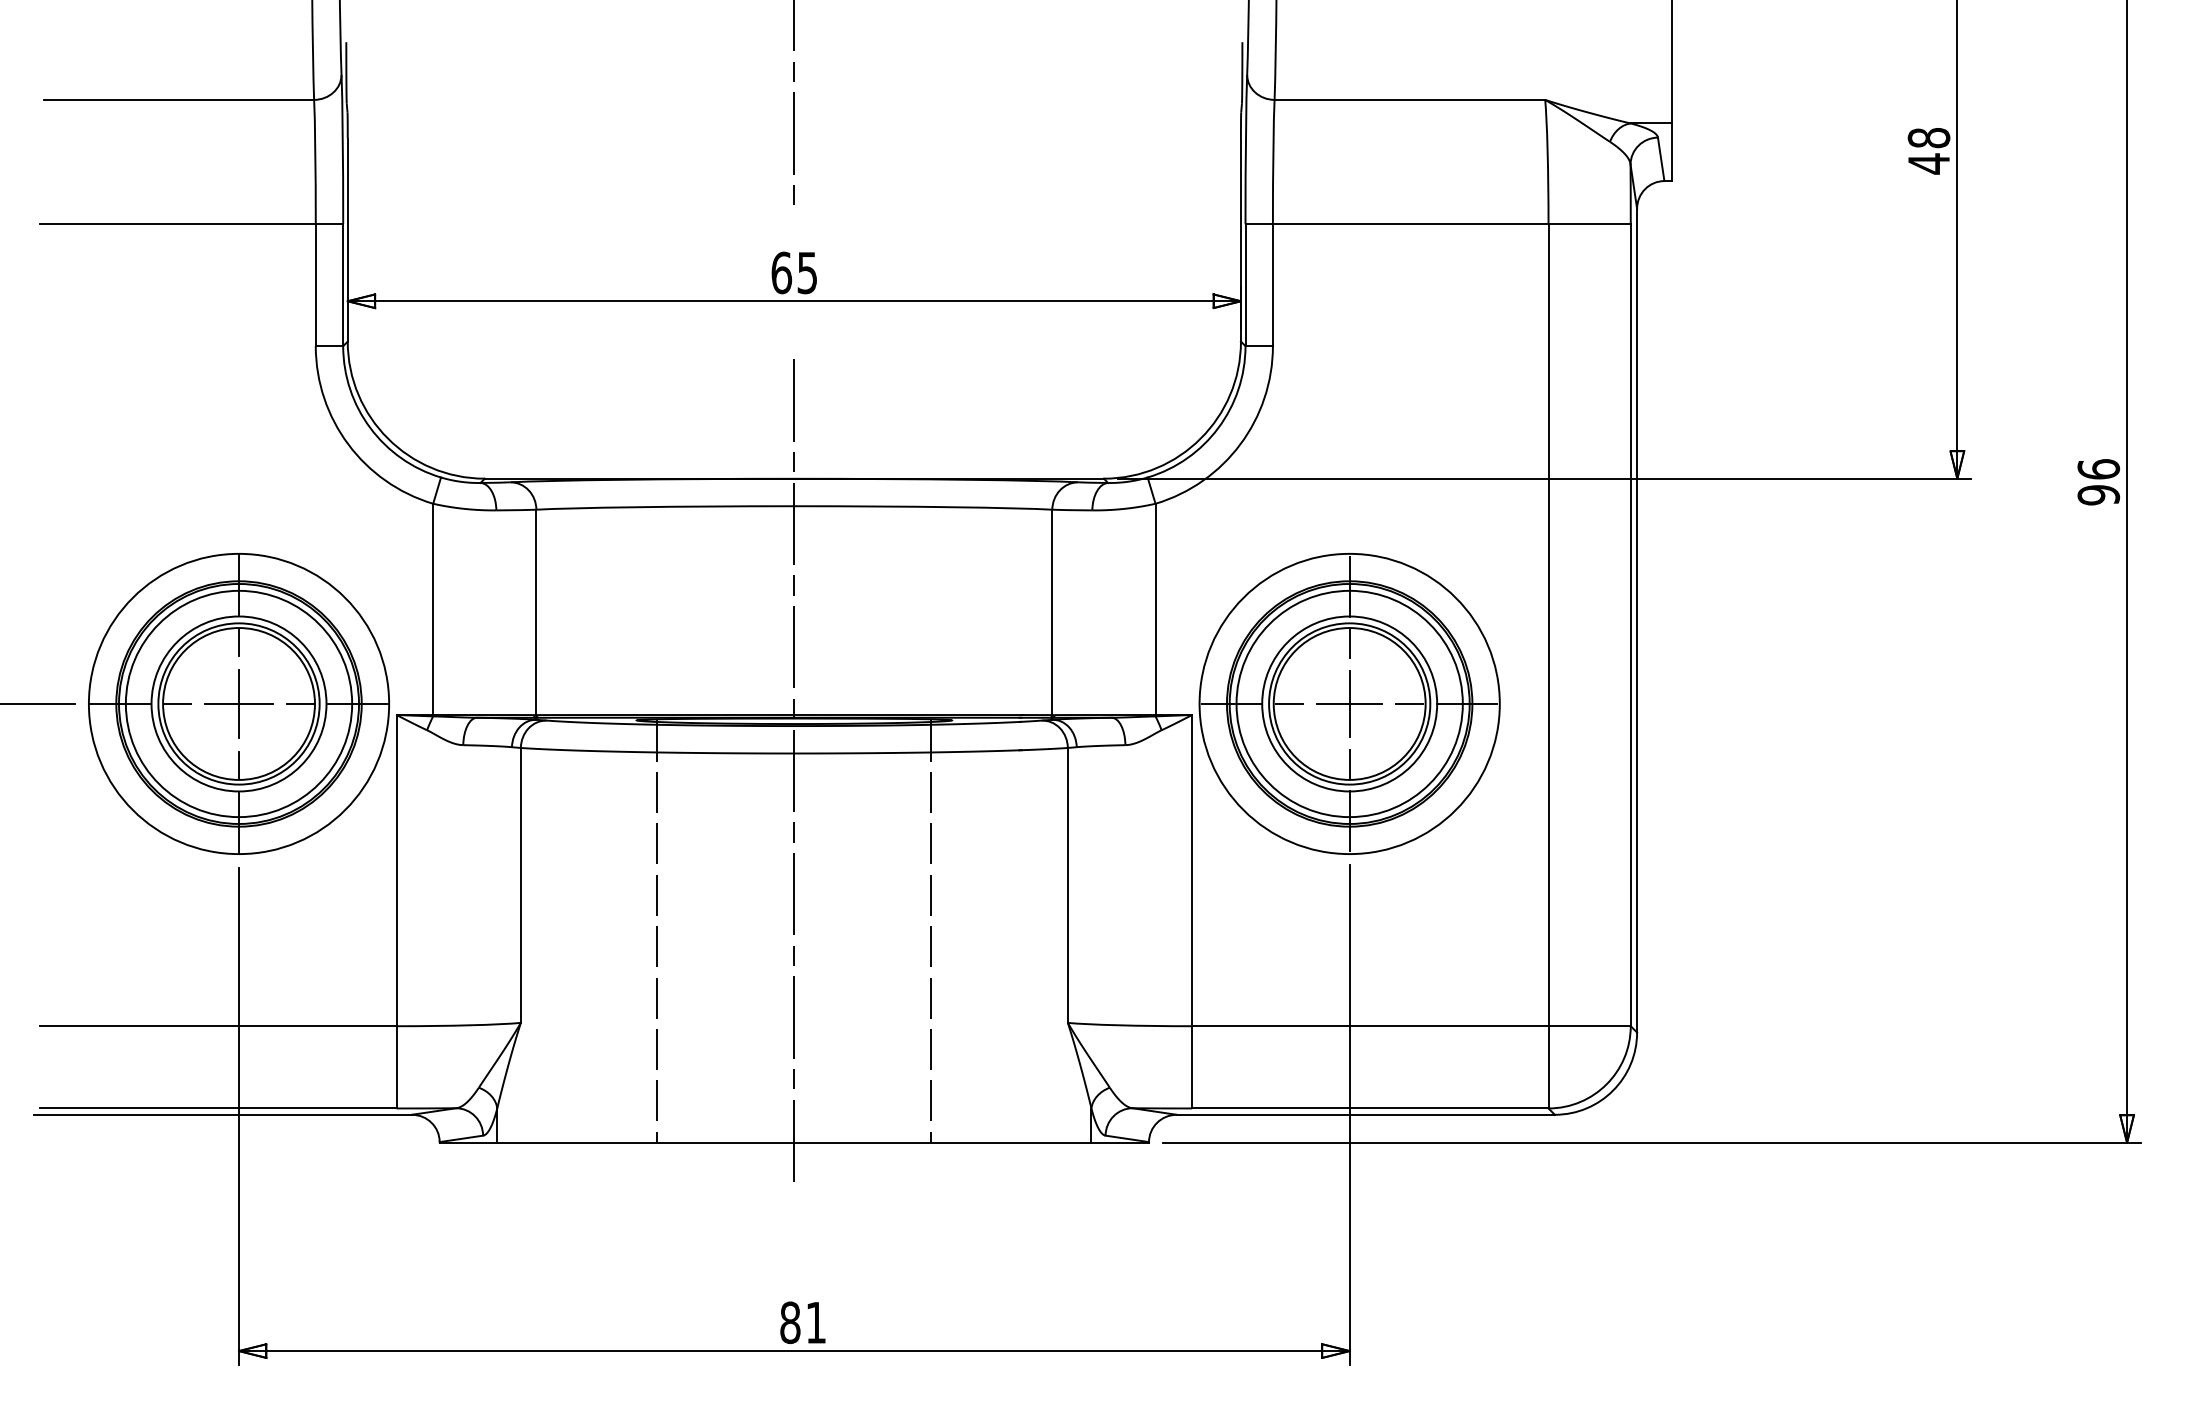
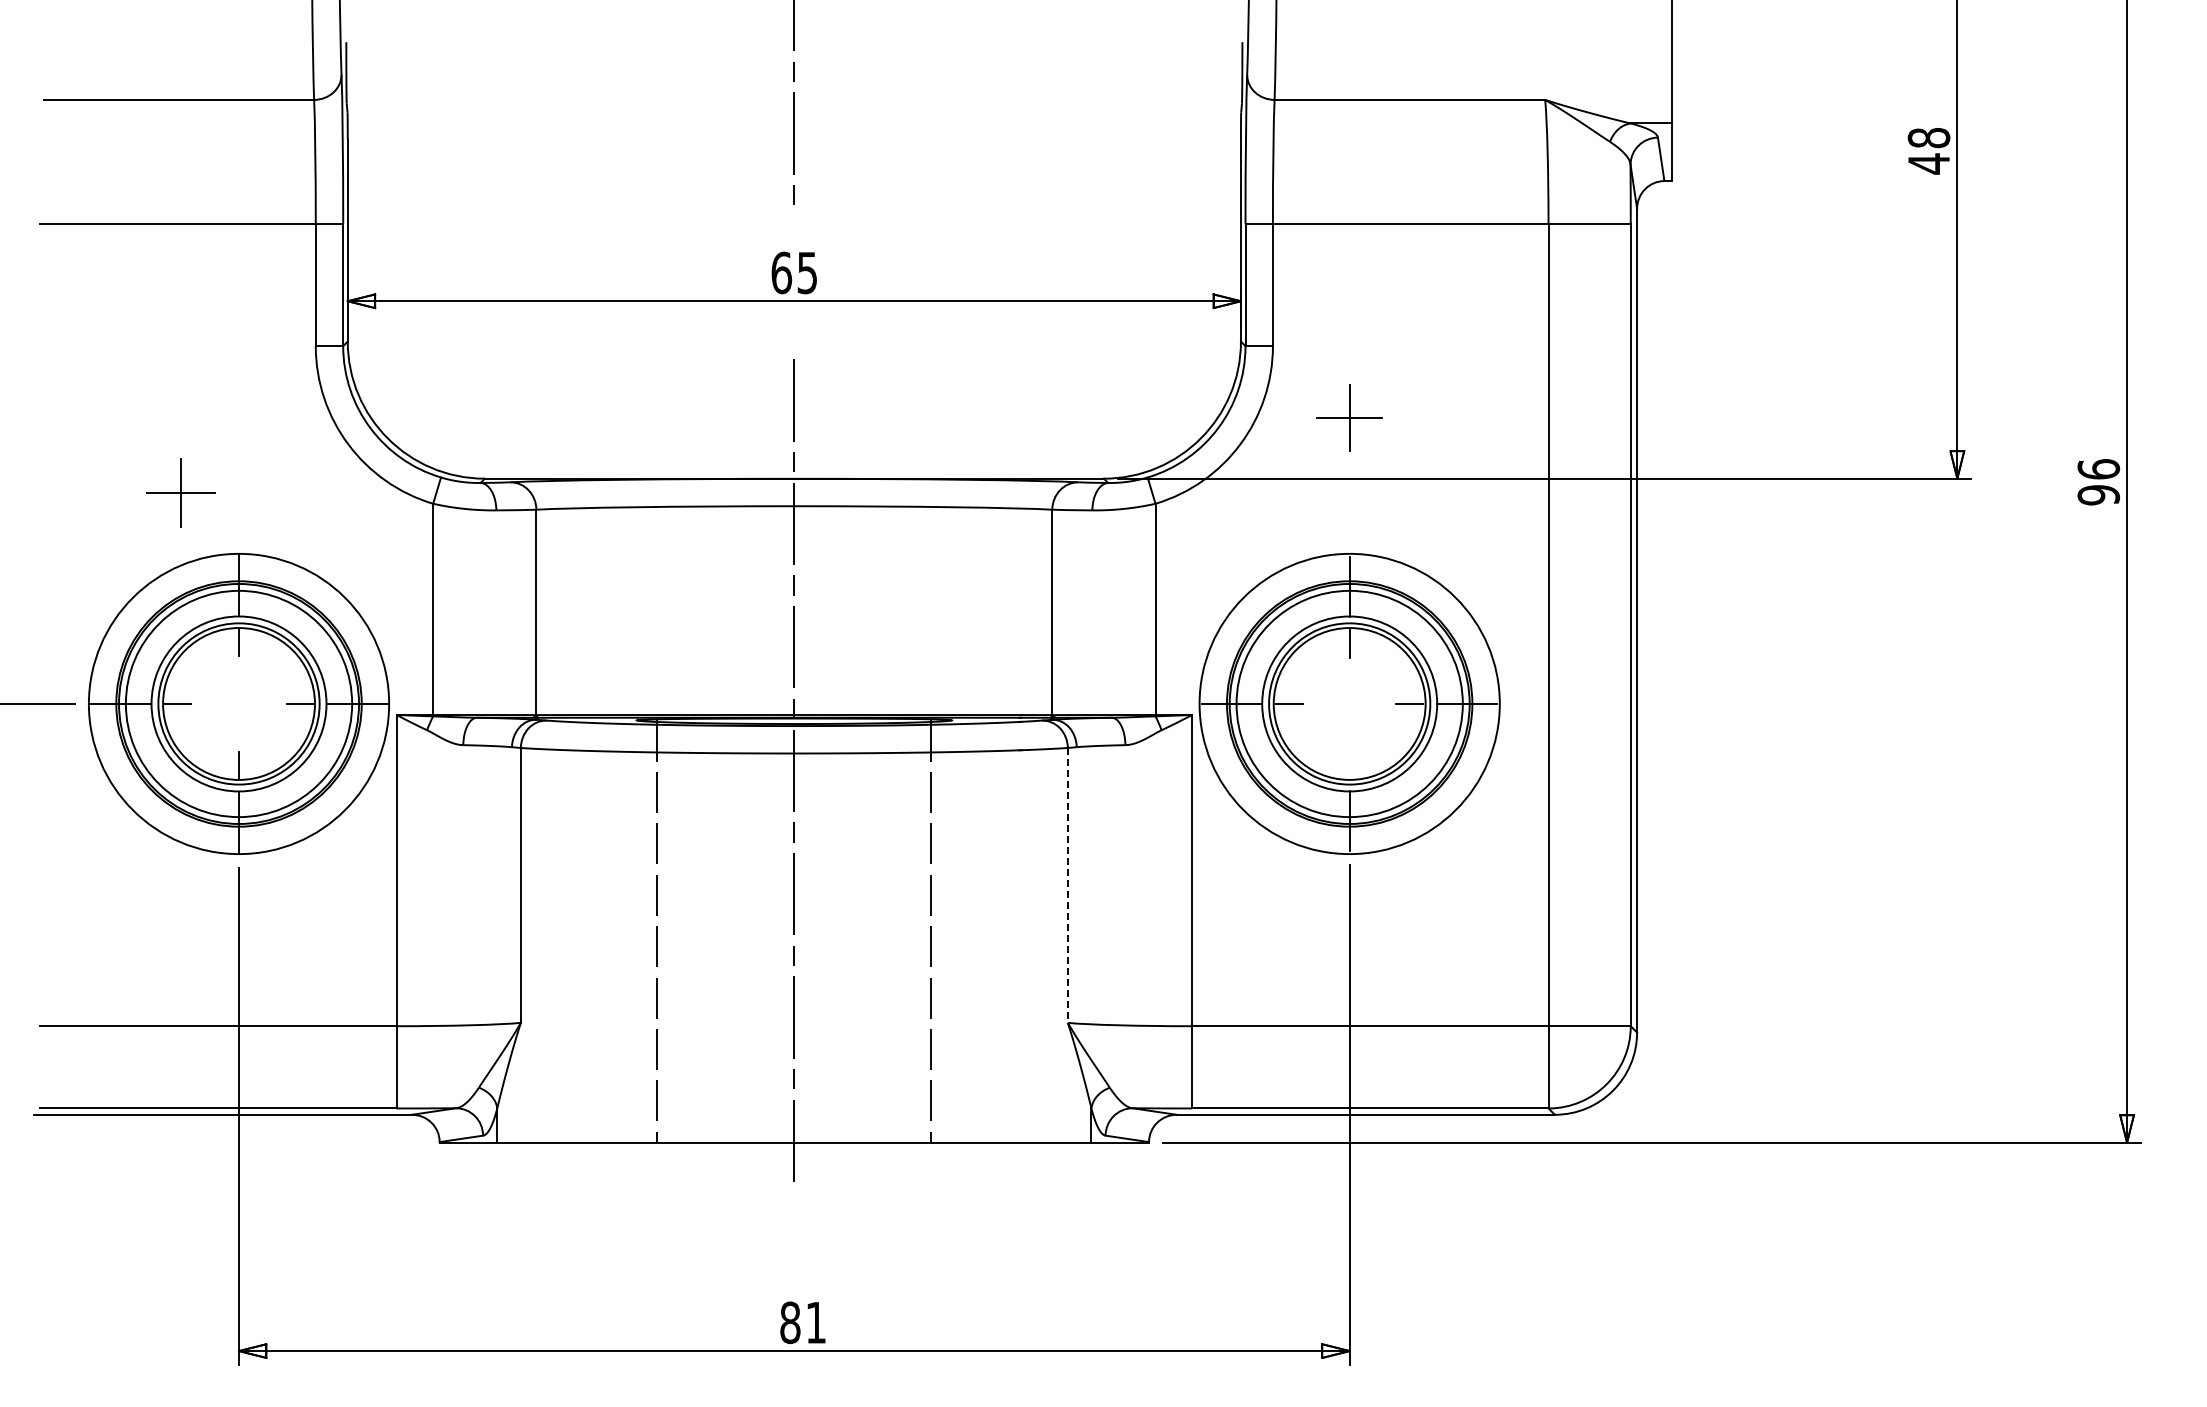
part position: (238, 703) -> (180, 492) (180, 492)
part position: (1349, 703) -> (1349, 417) (1349, 417)
line: present -> none (1349, 763)
line: solid -> dashed (1067, 885)
